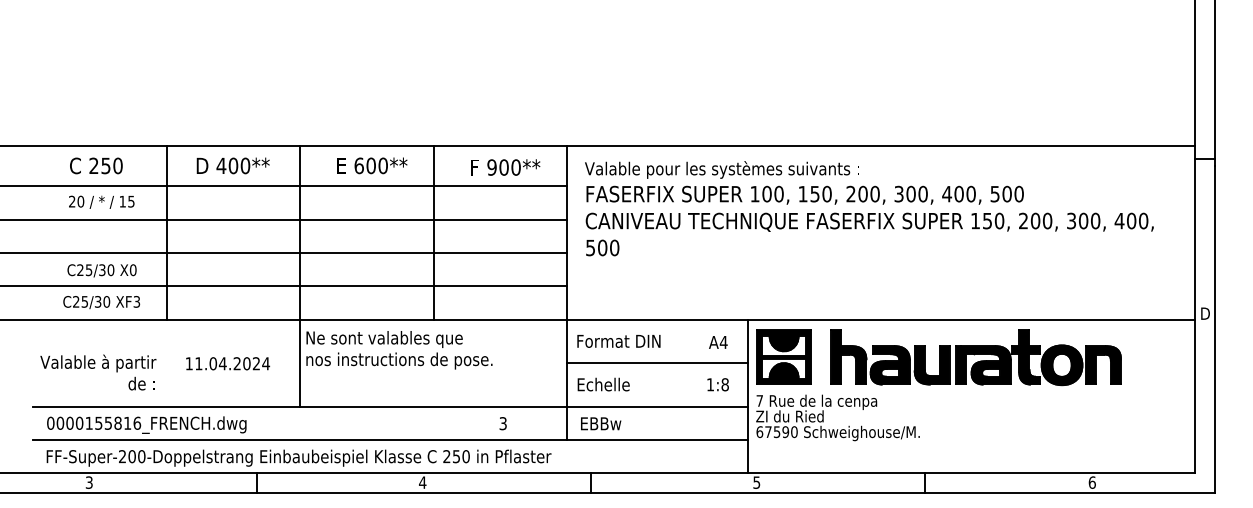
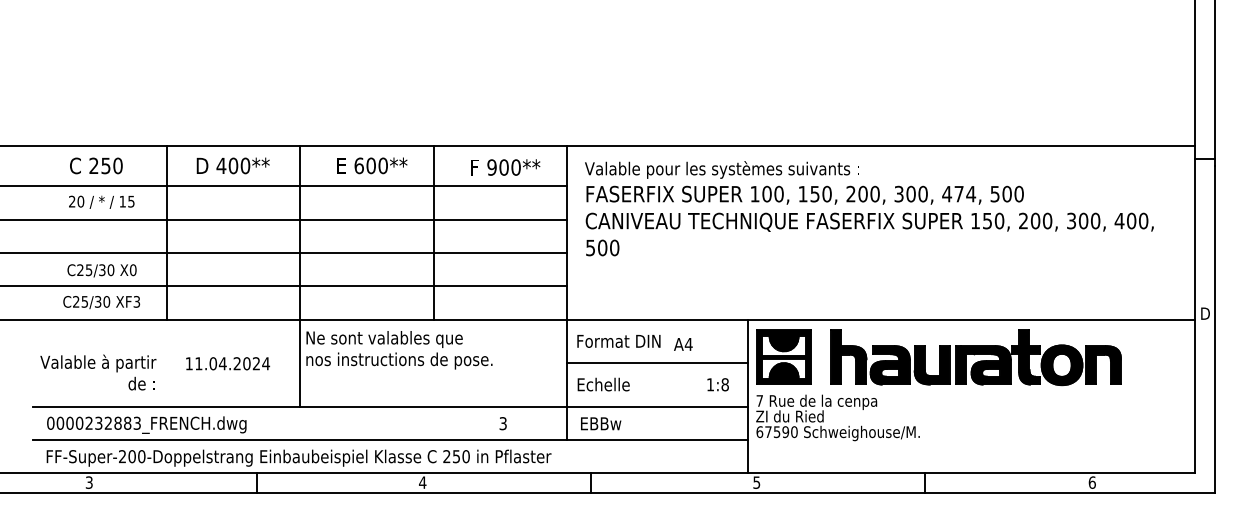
text: 400, -> 474, (965, 193)
text position: (718, 342) -> (683, 344) (683, 344)
text: 0000155816_FRENCH.dwg -> 0000232883_FRENCH.dwg (113, 422)
